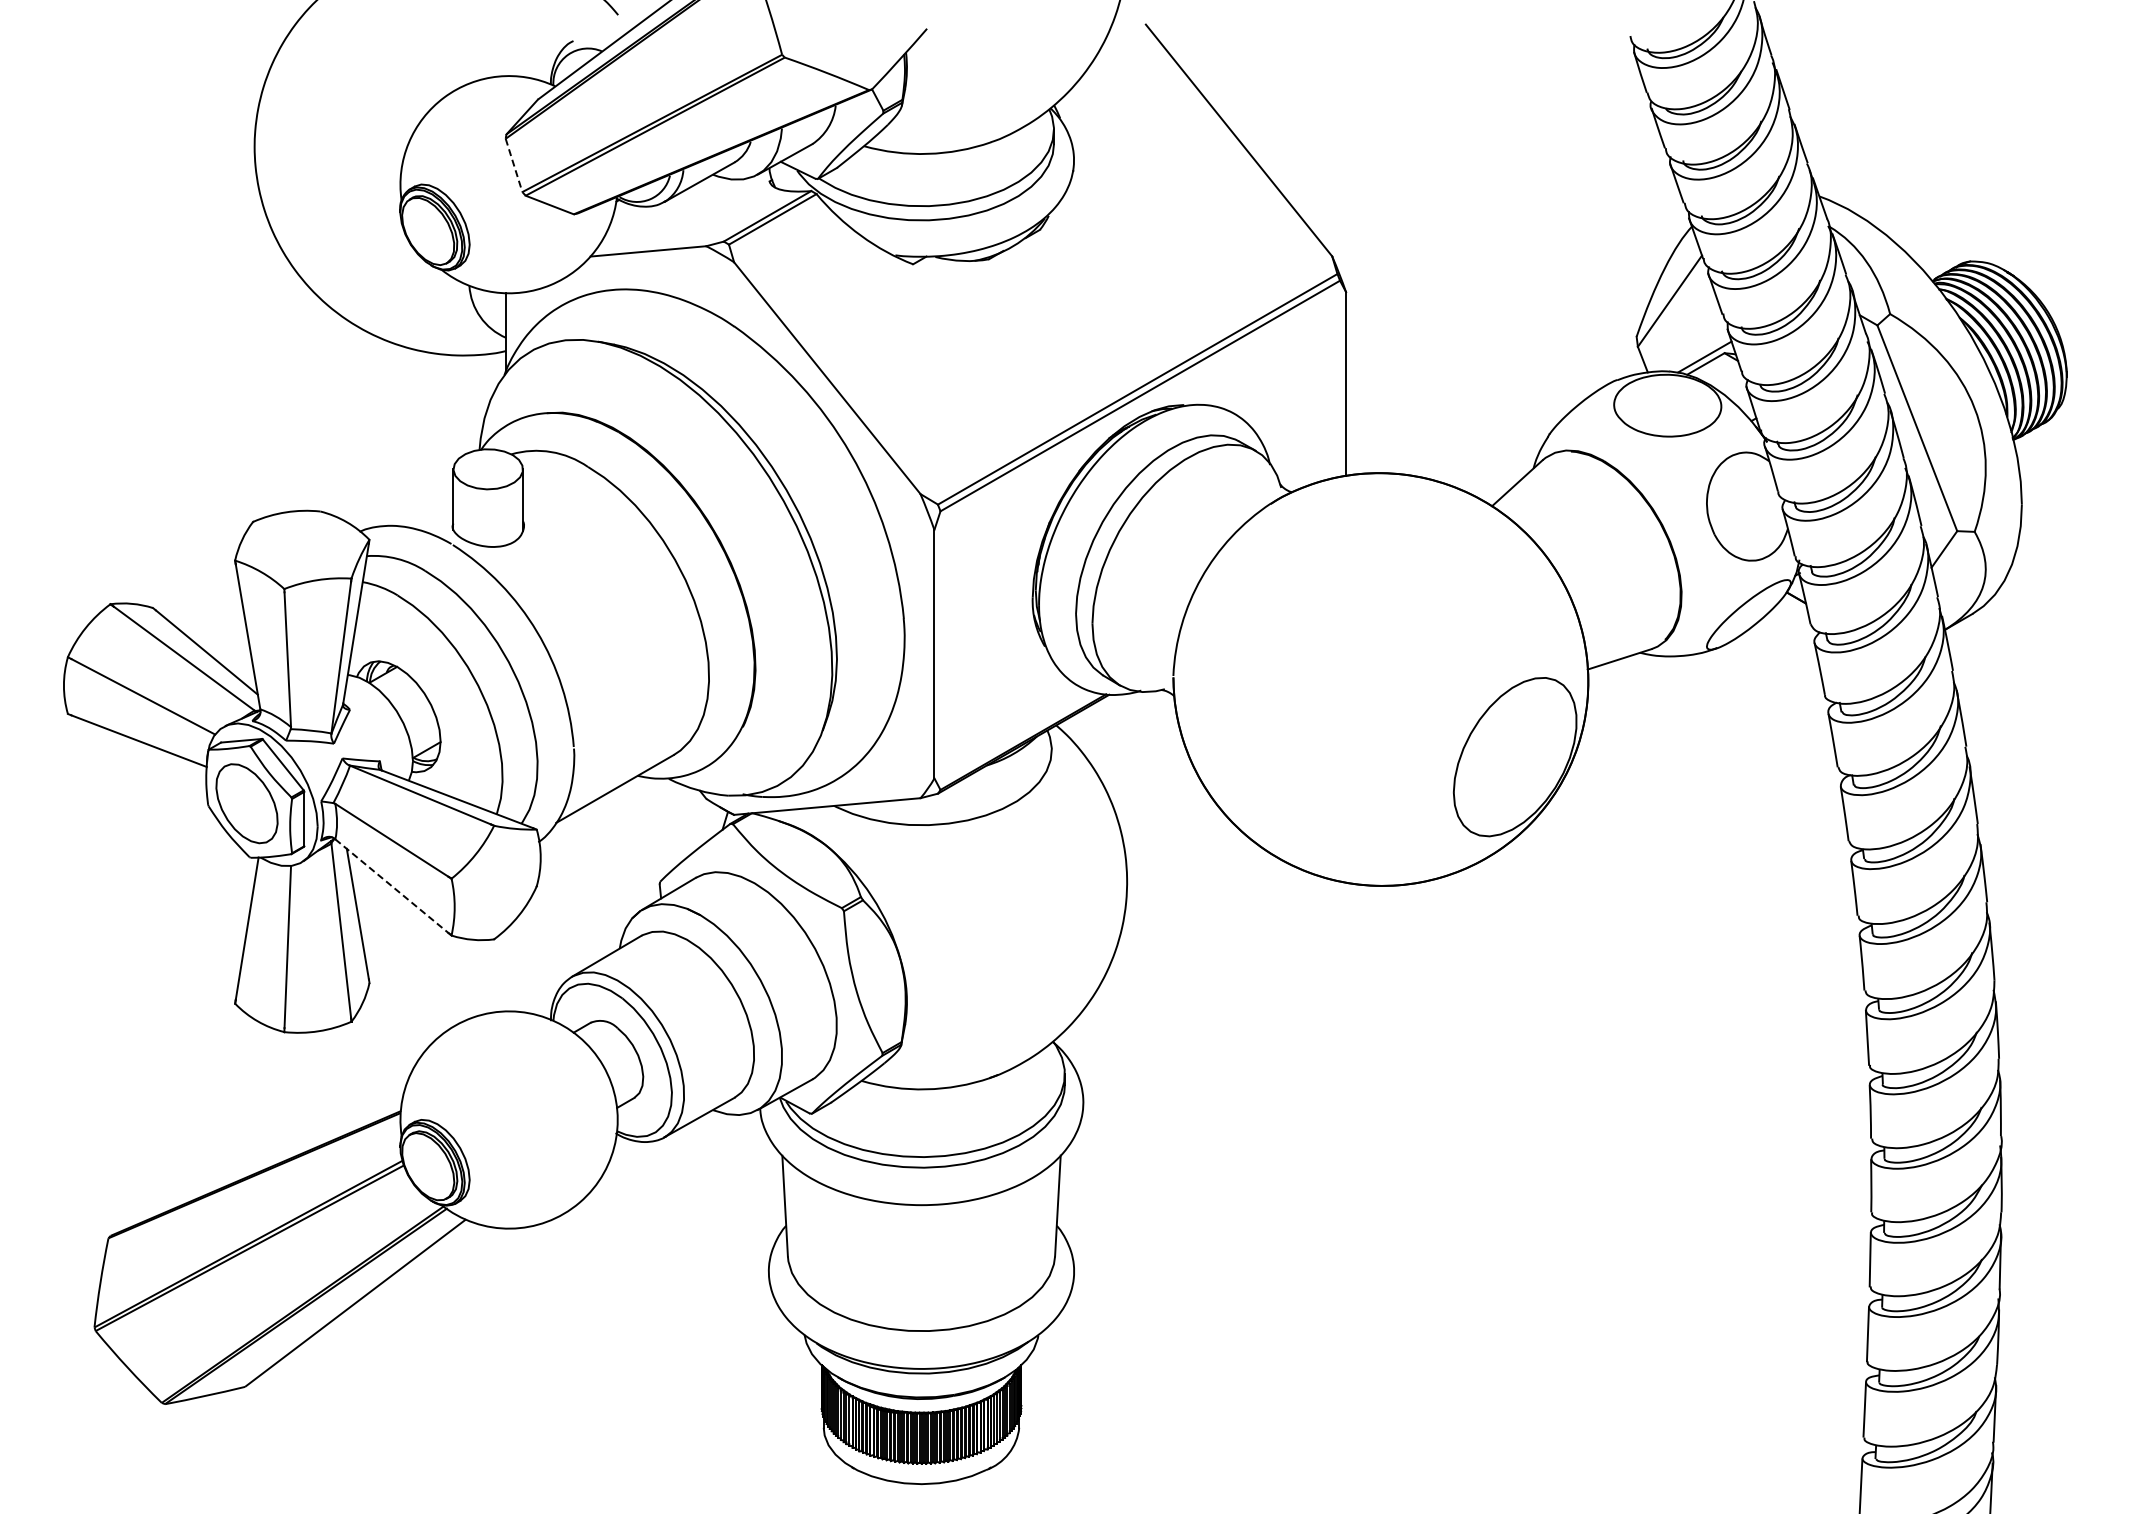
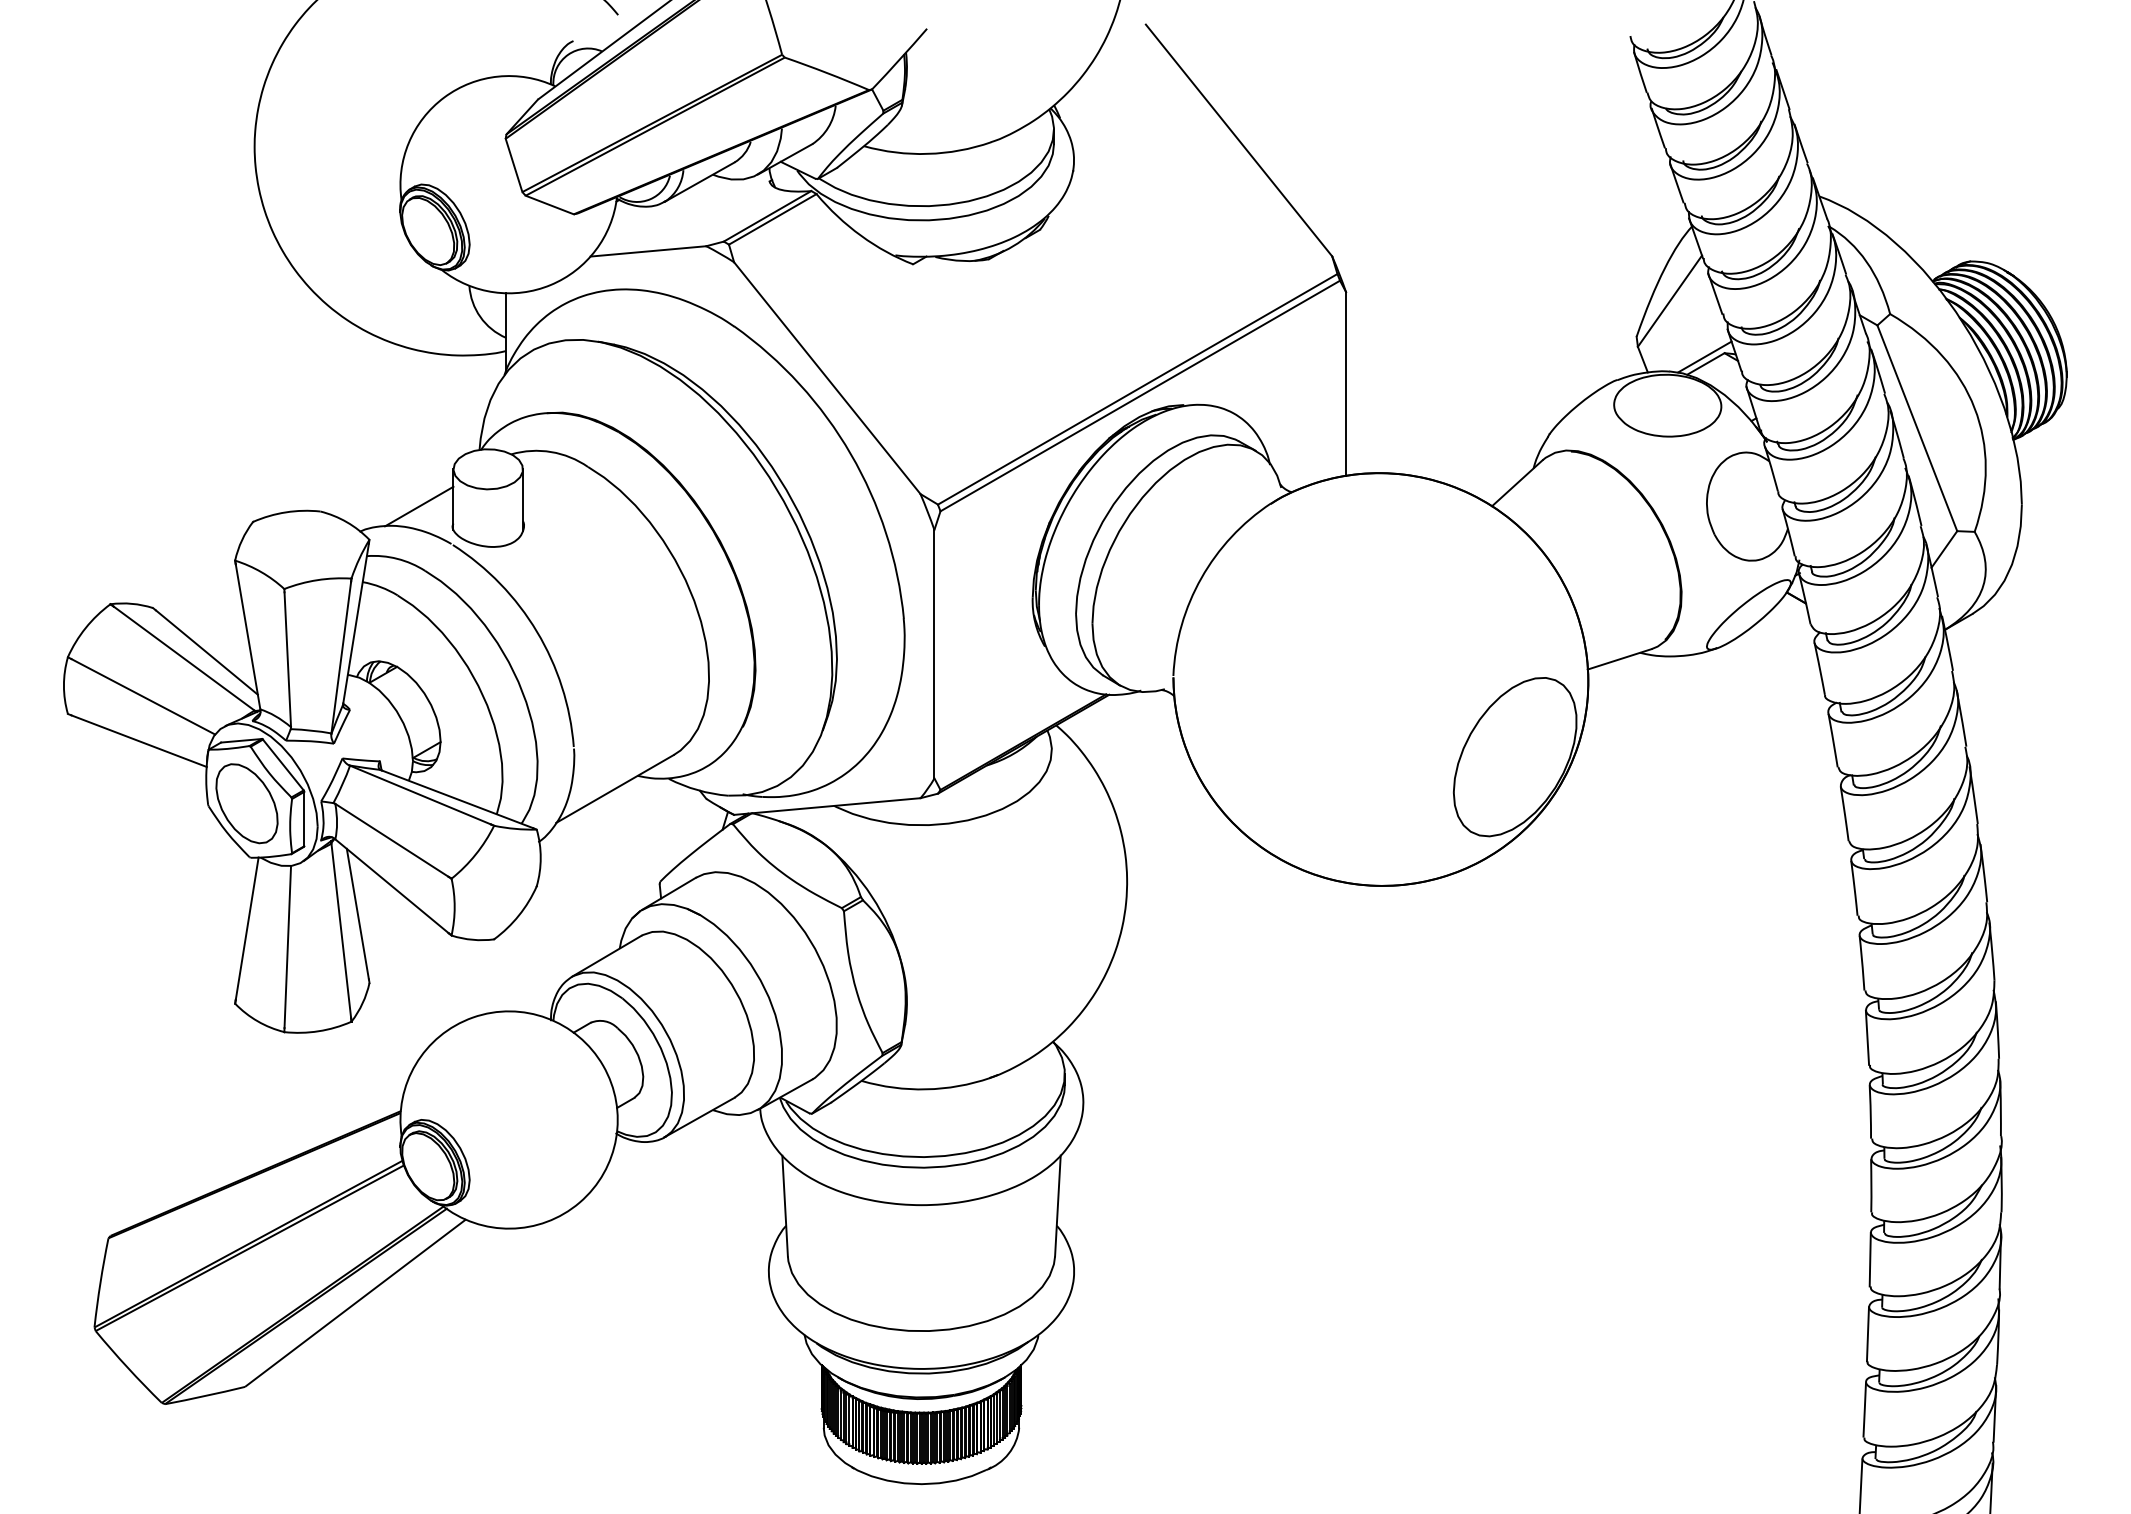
line: dashed -> solid (514, 165)
line: none -> present (419, 506)
line: dashed -> solid (392, 886)
